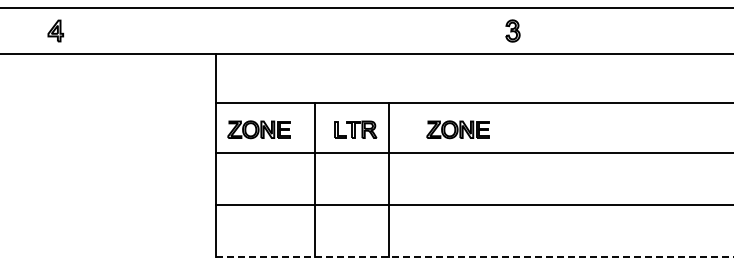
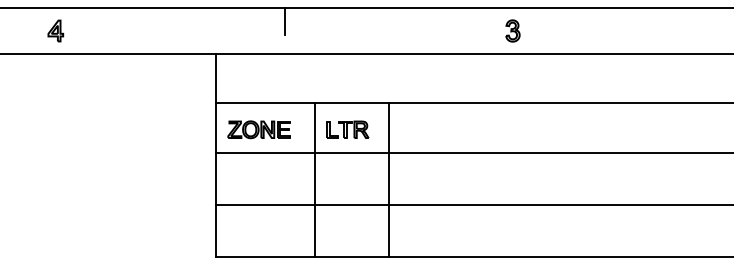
line: none -> present (285, 21)
part position: (355, 129) -> (347, 129) (347, 129)
part: present -> none (457, 129)
line: dashed -> solid (474, 256)
